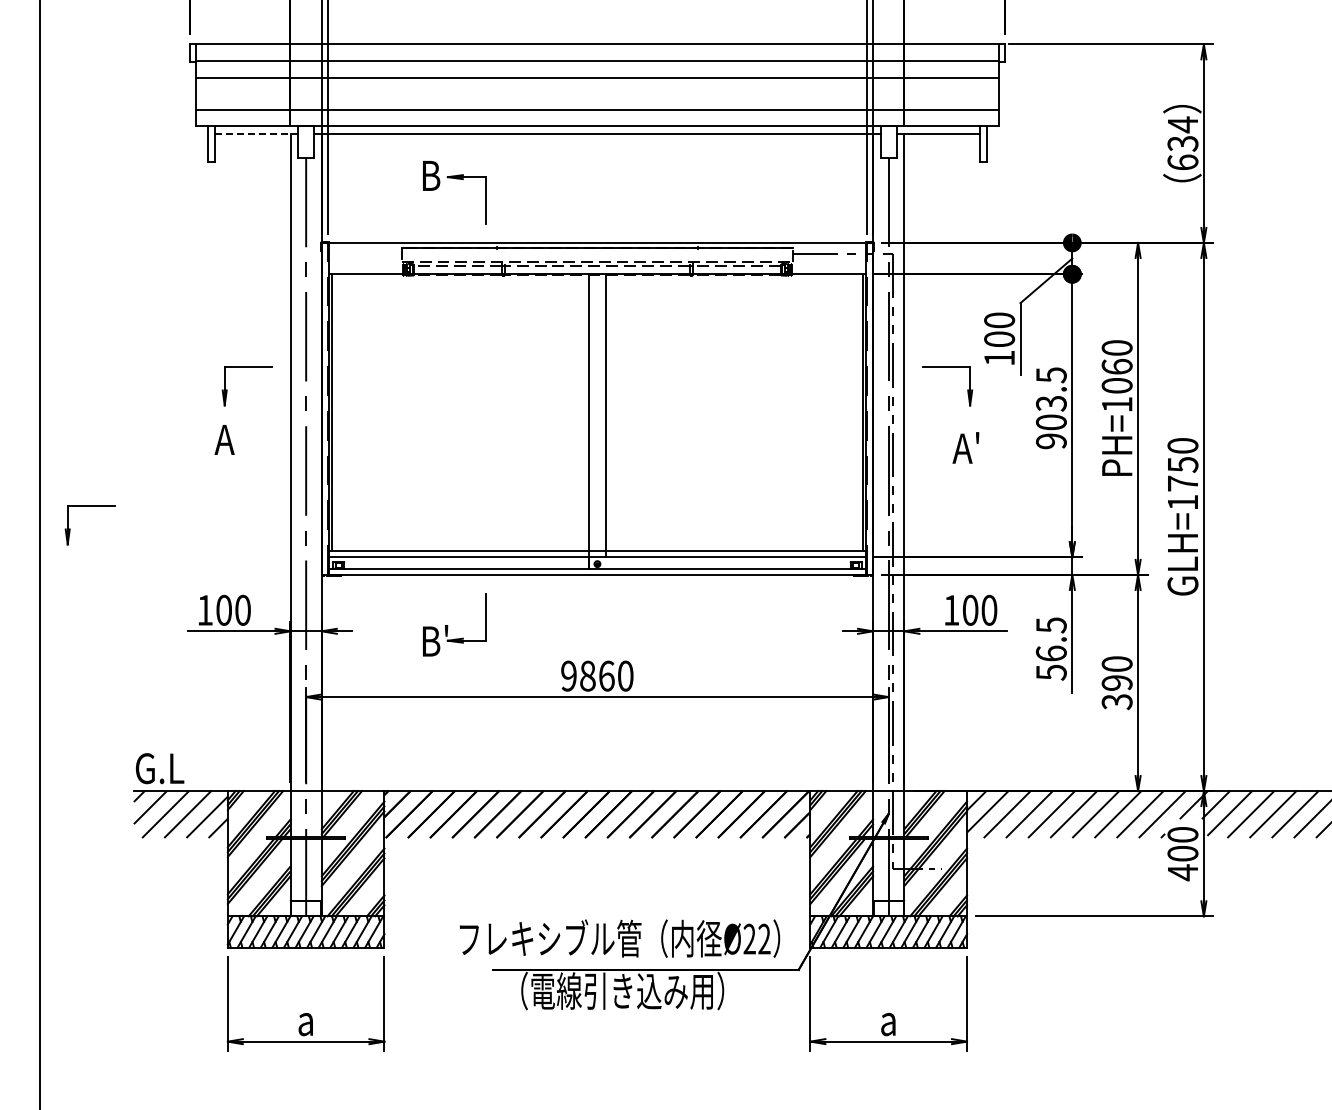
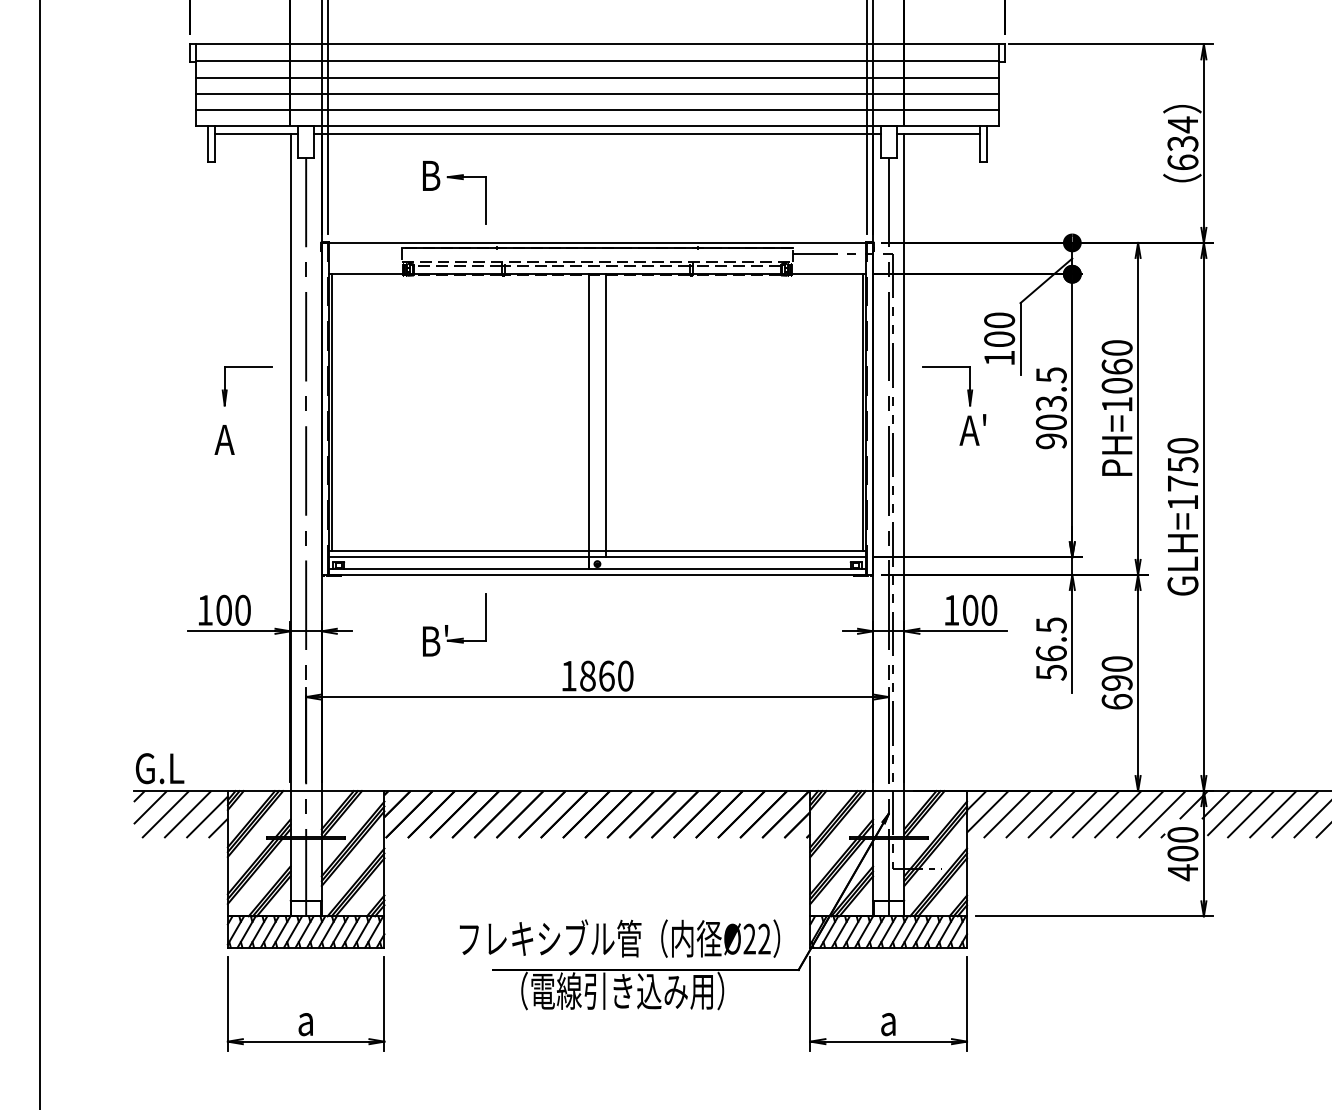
line: none -> present (597, 93)
line: dashed -> solid (256, 134)
text position: (965, 447) -> (972, 429) (972, 429)
part: present -> none (89, 506)
text: 9860 -> 1860 (568, 675)
text: 390 -> 690 (1116, 702)
